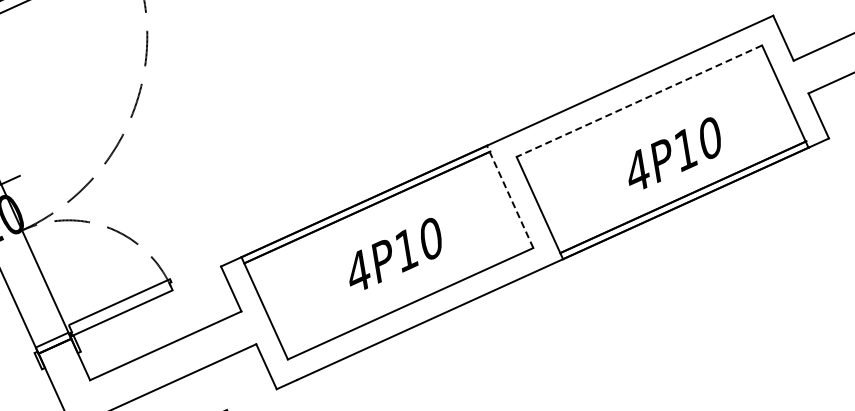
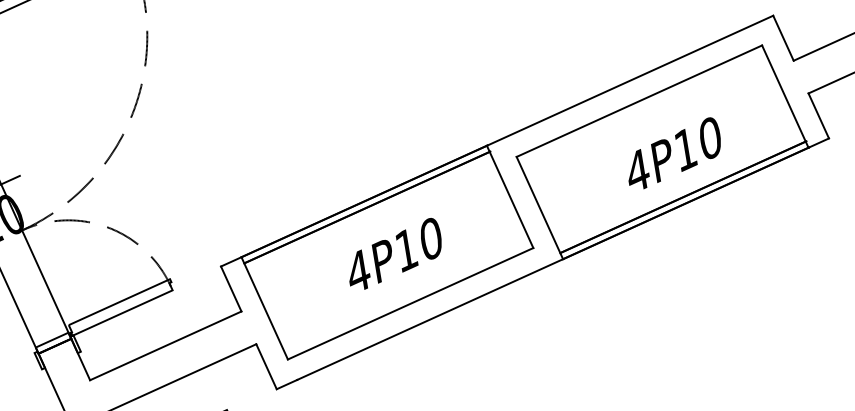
line: dashed -> solid (639, 101)
line: dashed -> solid (509, 196)
